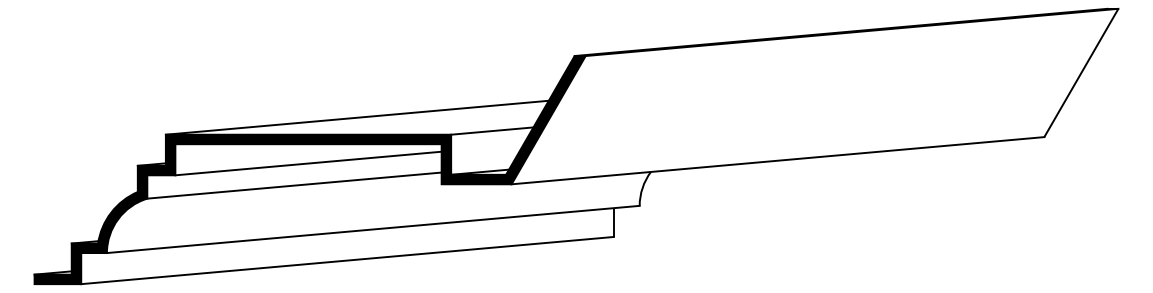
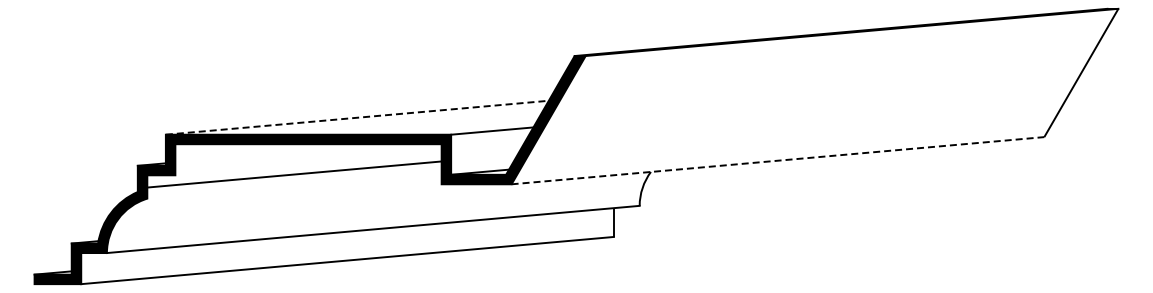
line: solid -> dashed (357, 117)
line: solid -> dashed (778, 160)
line: present -> none (308, 163)
line position: (294, 185) -> (293, 174) (293, 174)
